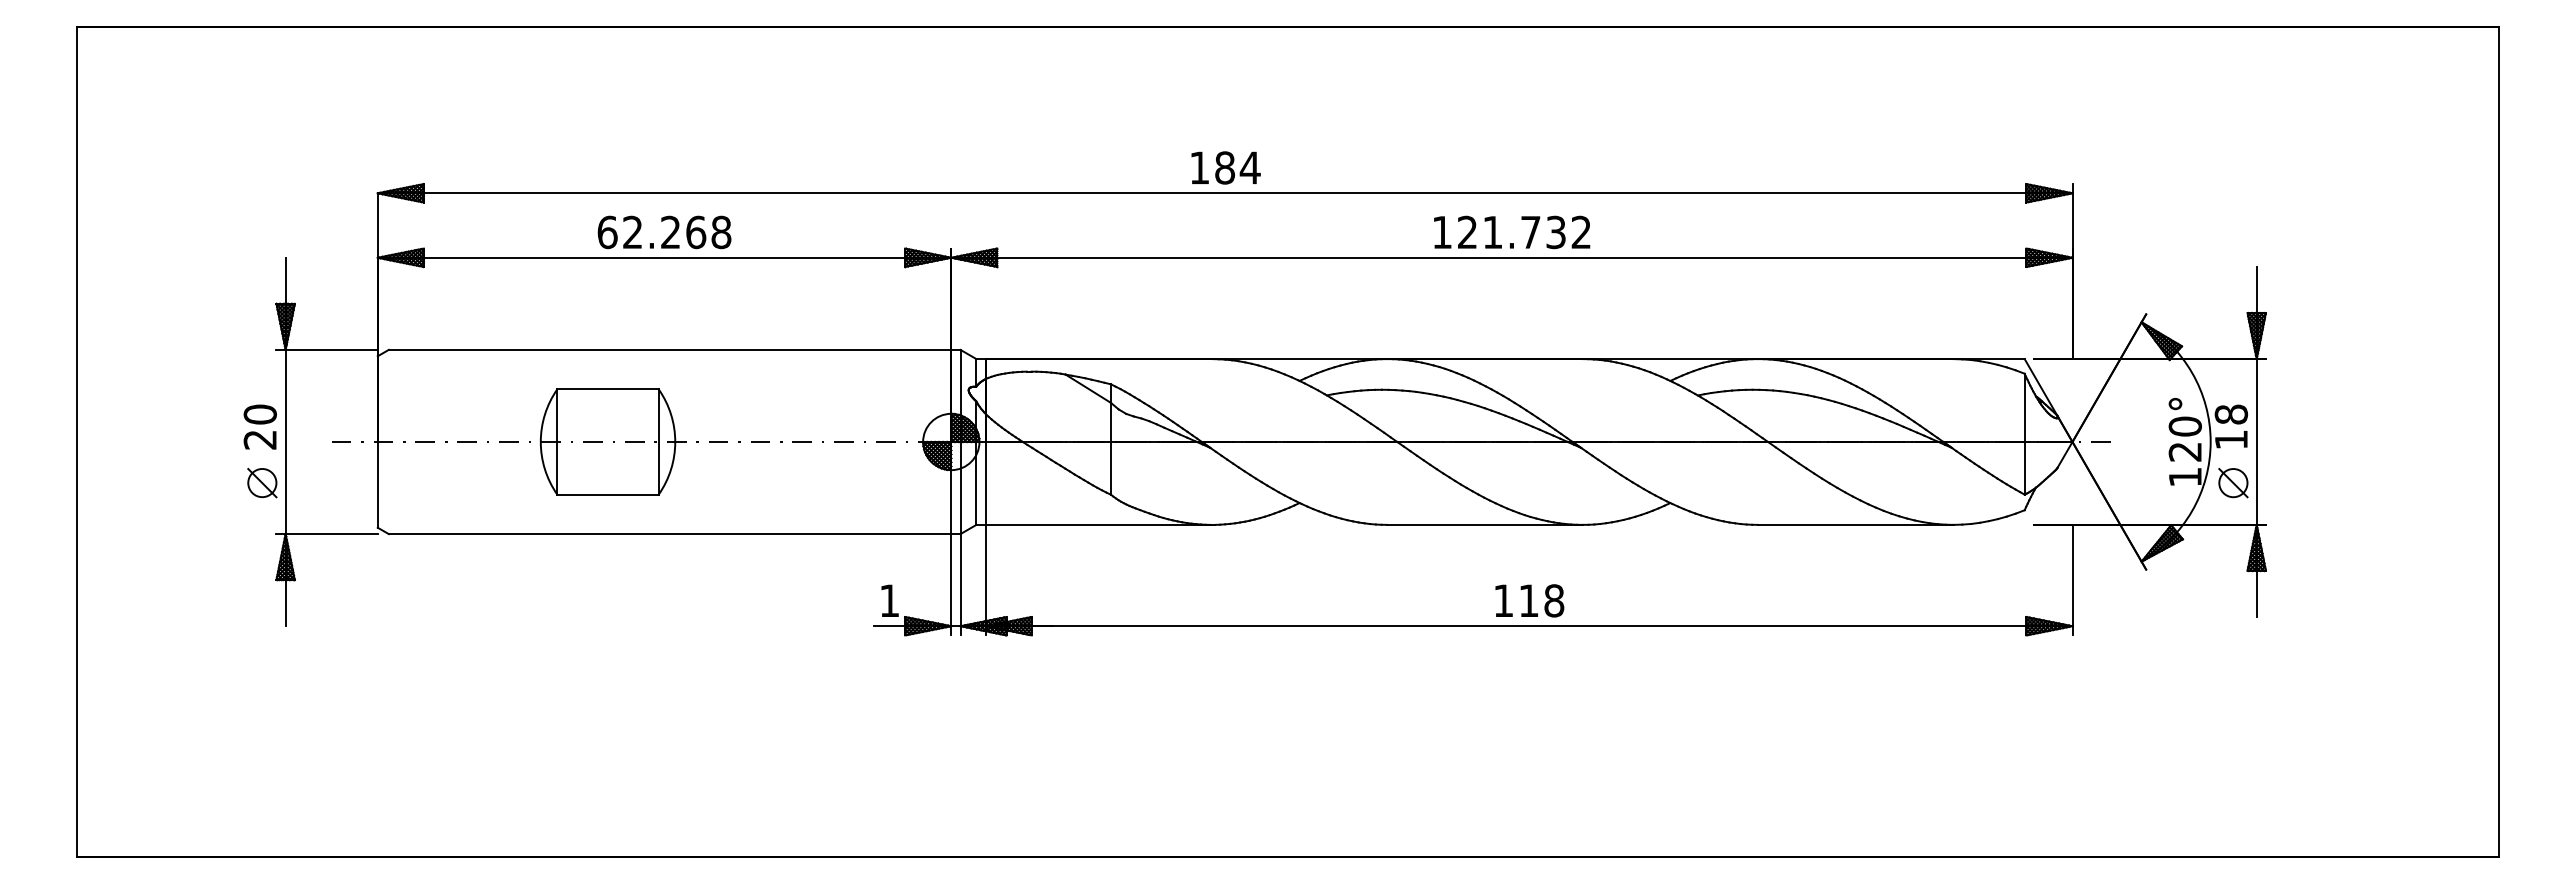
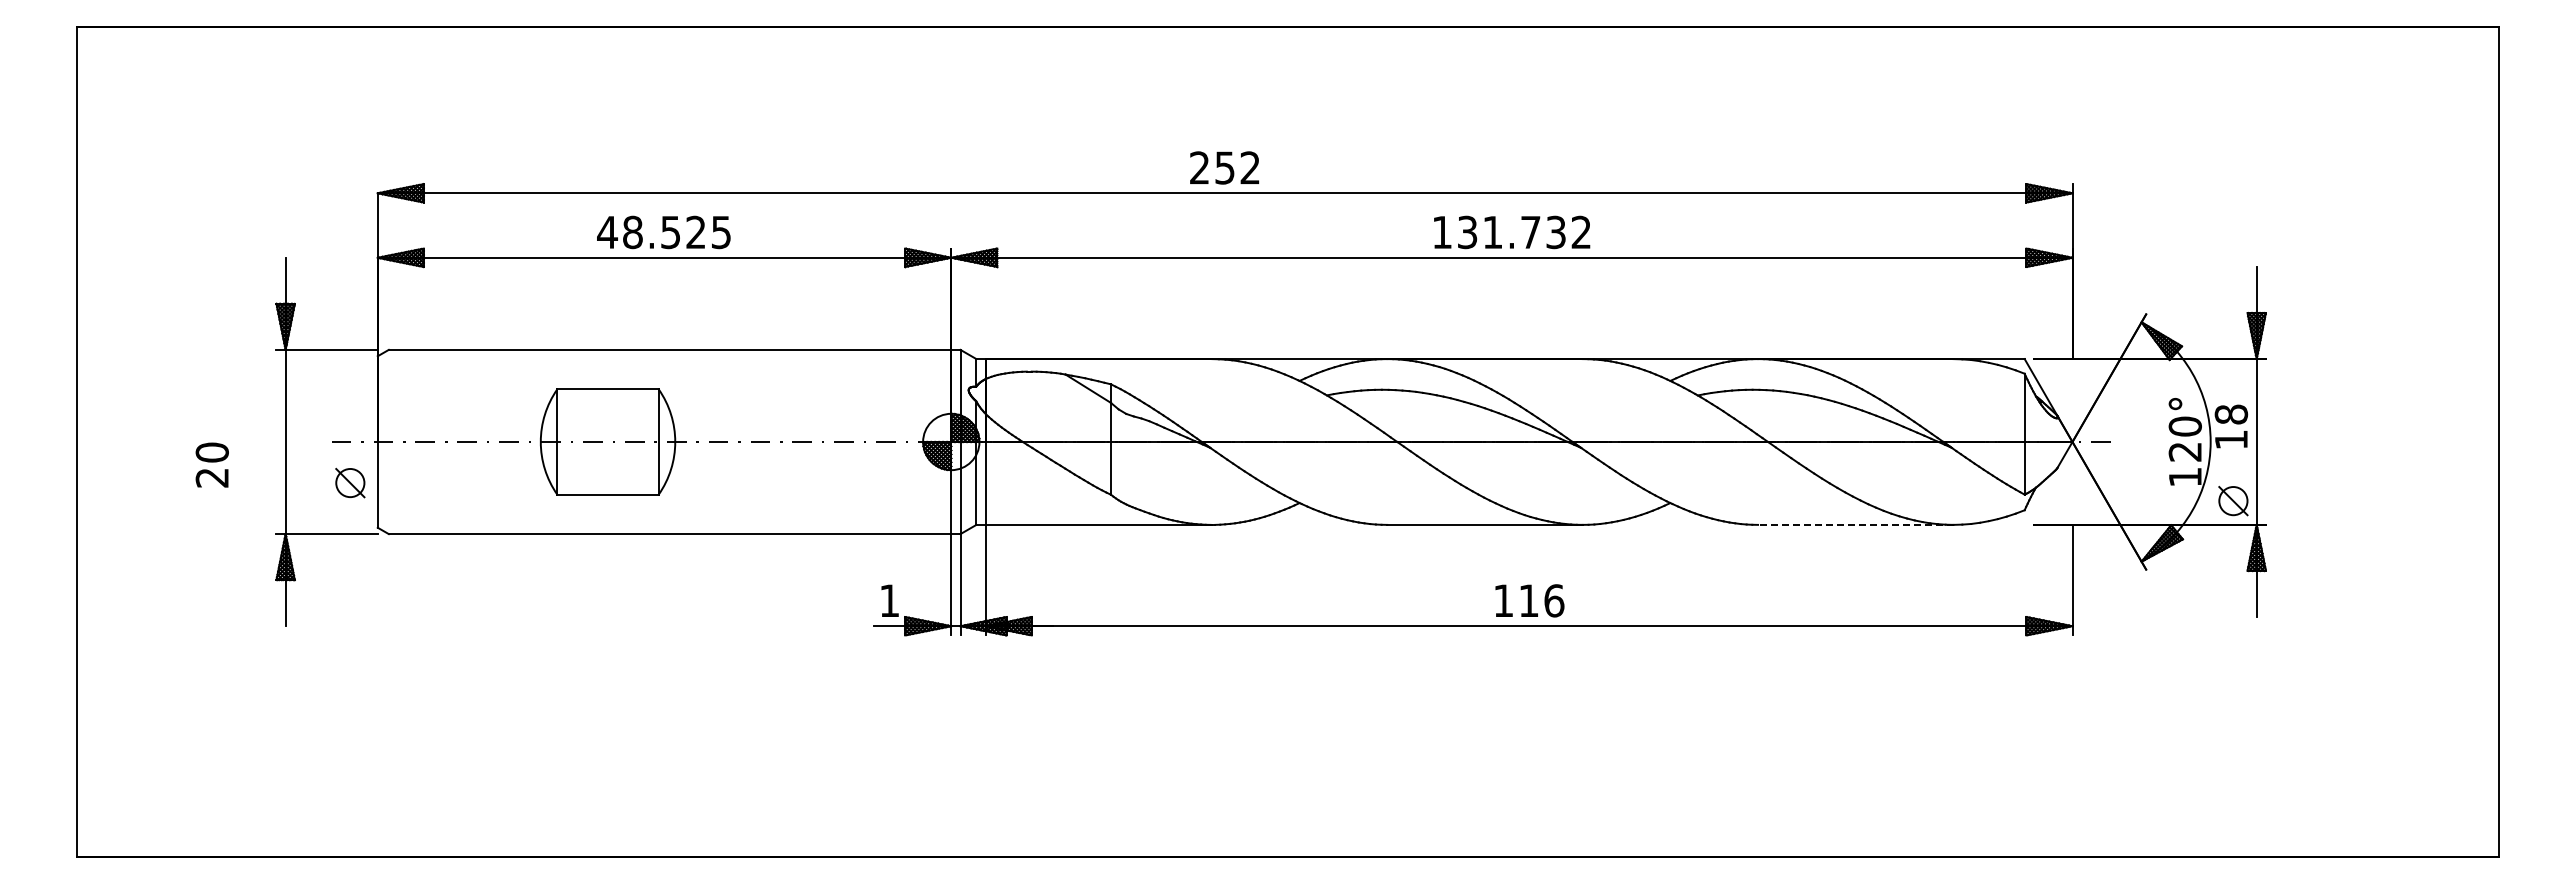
text: 184 -> 252 (1225, 167)
text: 62.268 -> 48.525 (664, 232)
text: 121.732 -> 131.732 (1467, 232)
text position: (259, 426) -> (211, 464) (211, 464)
part position: (262, 482) -> (350, 482) (350, 482)
part position: (2233, 482) -> (2233, 500) (2233, 500)
line: solid -> dashed (1855, 524)
text: 118 -> 116 (1554, 600)
